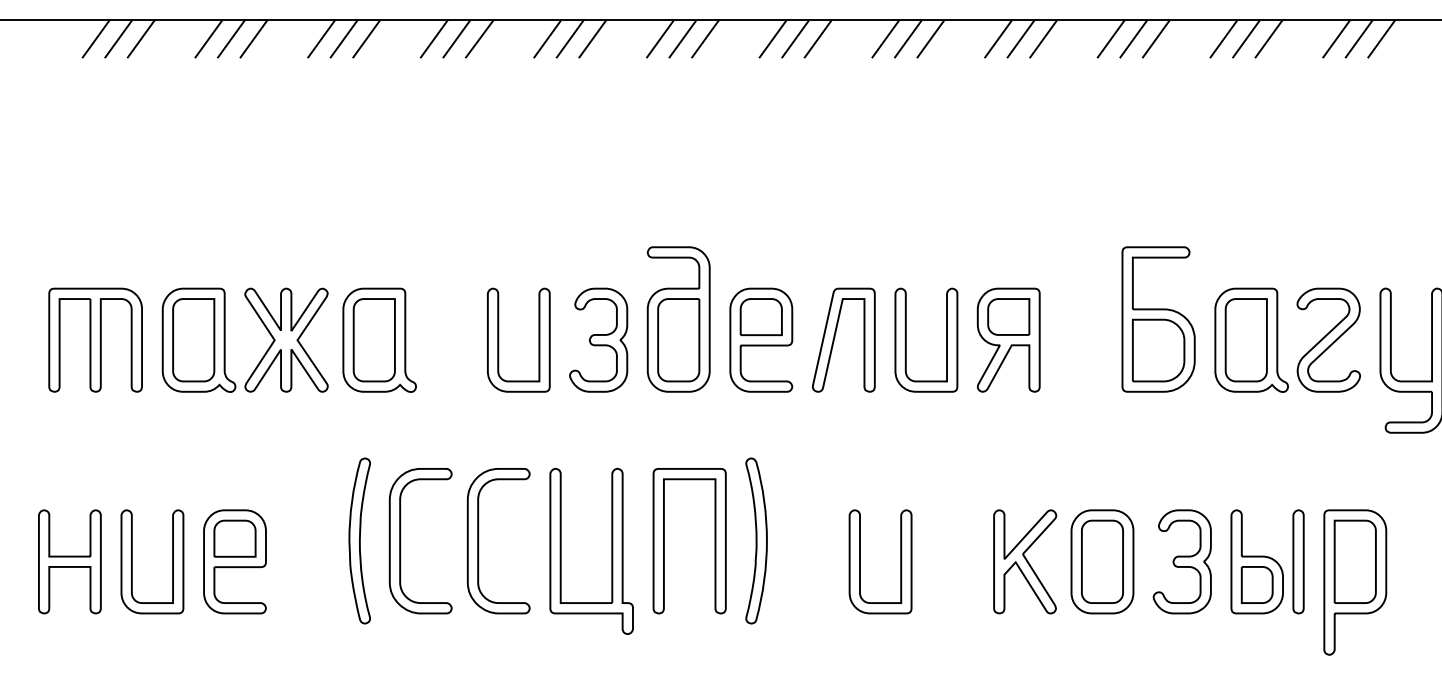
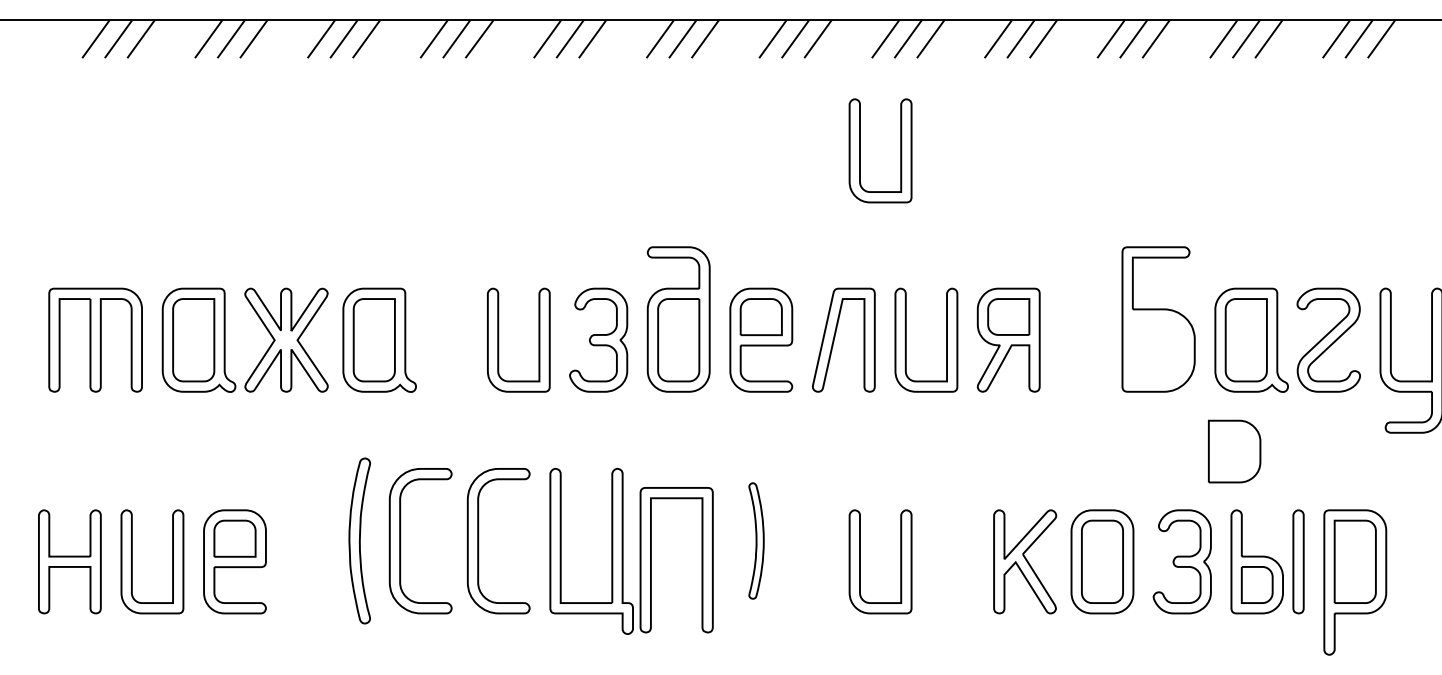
part: none -> present (860, 150)
part position: (1158, 350) -> (1234, 451) (1234, 451)
part size: 23x168 px -> 17x118 px (756, 540)
part position: (664, 541) -> (651, 560) (651, 560)
